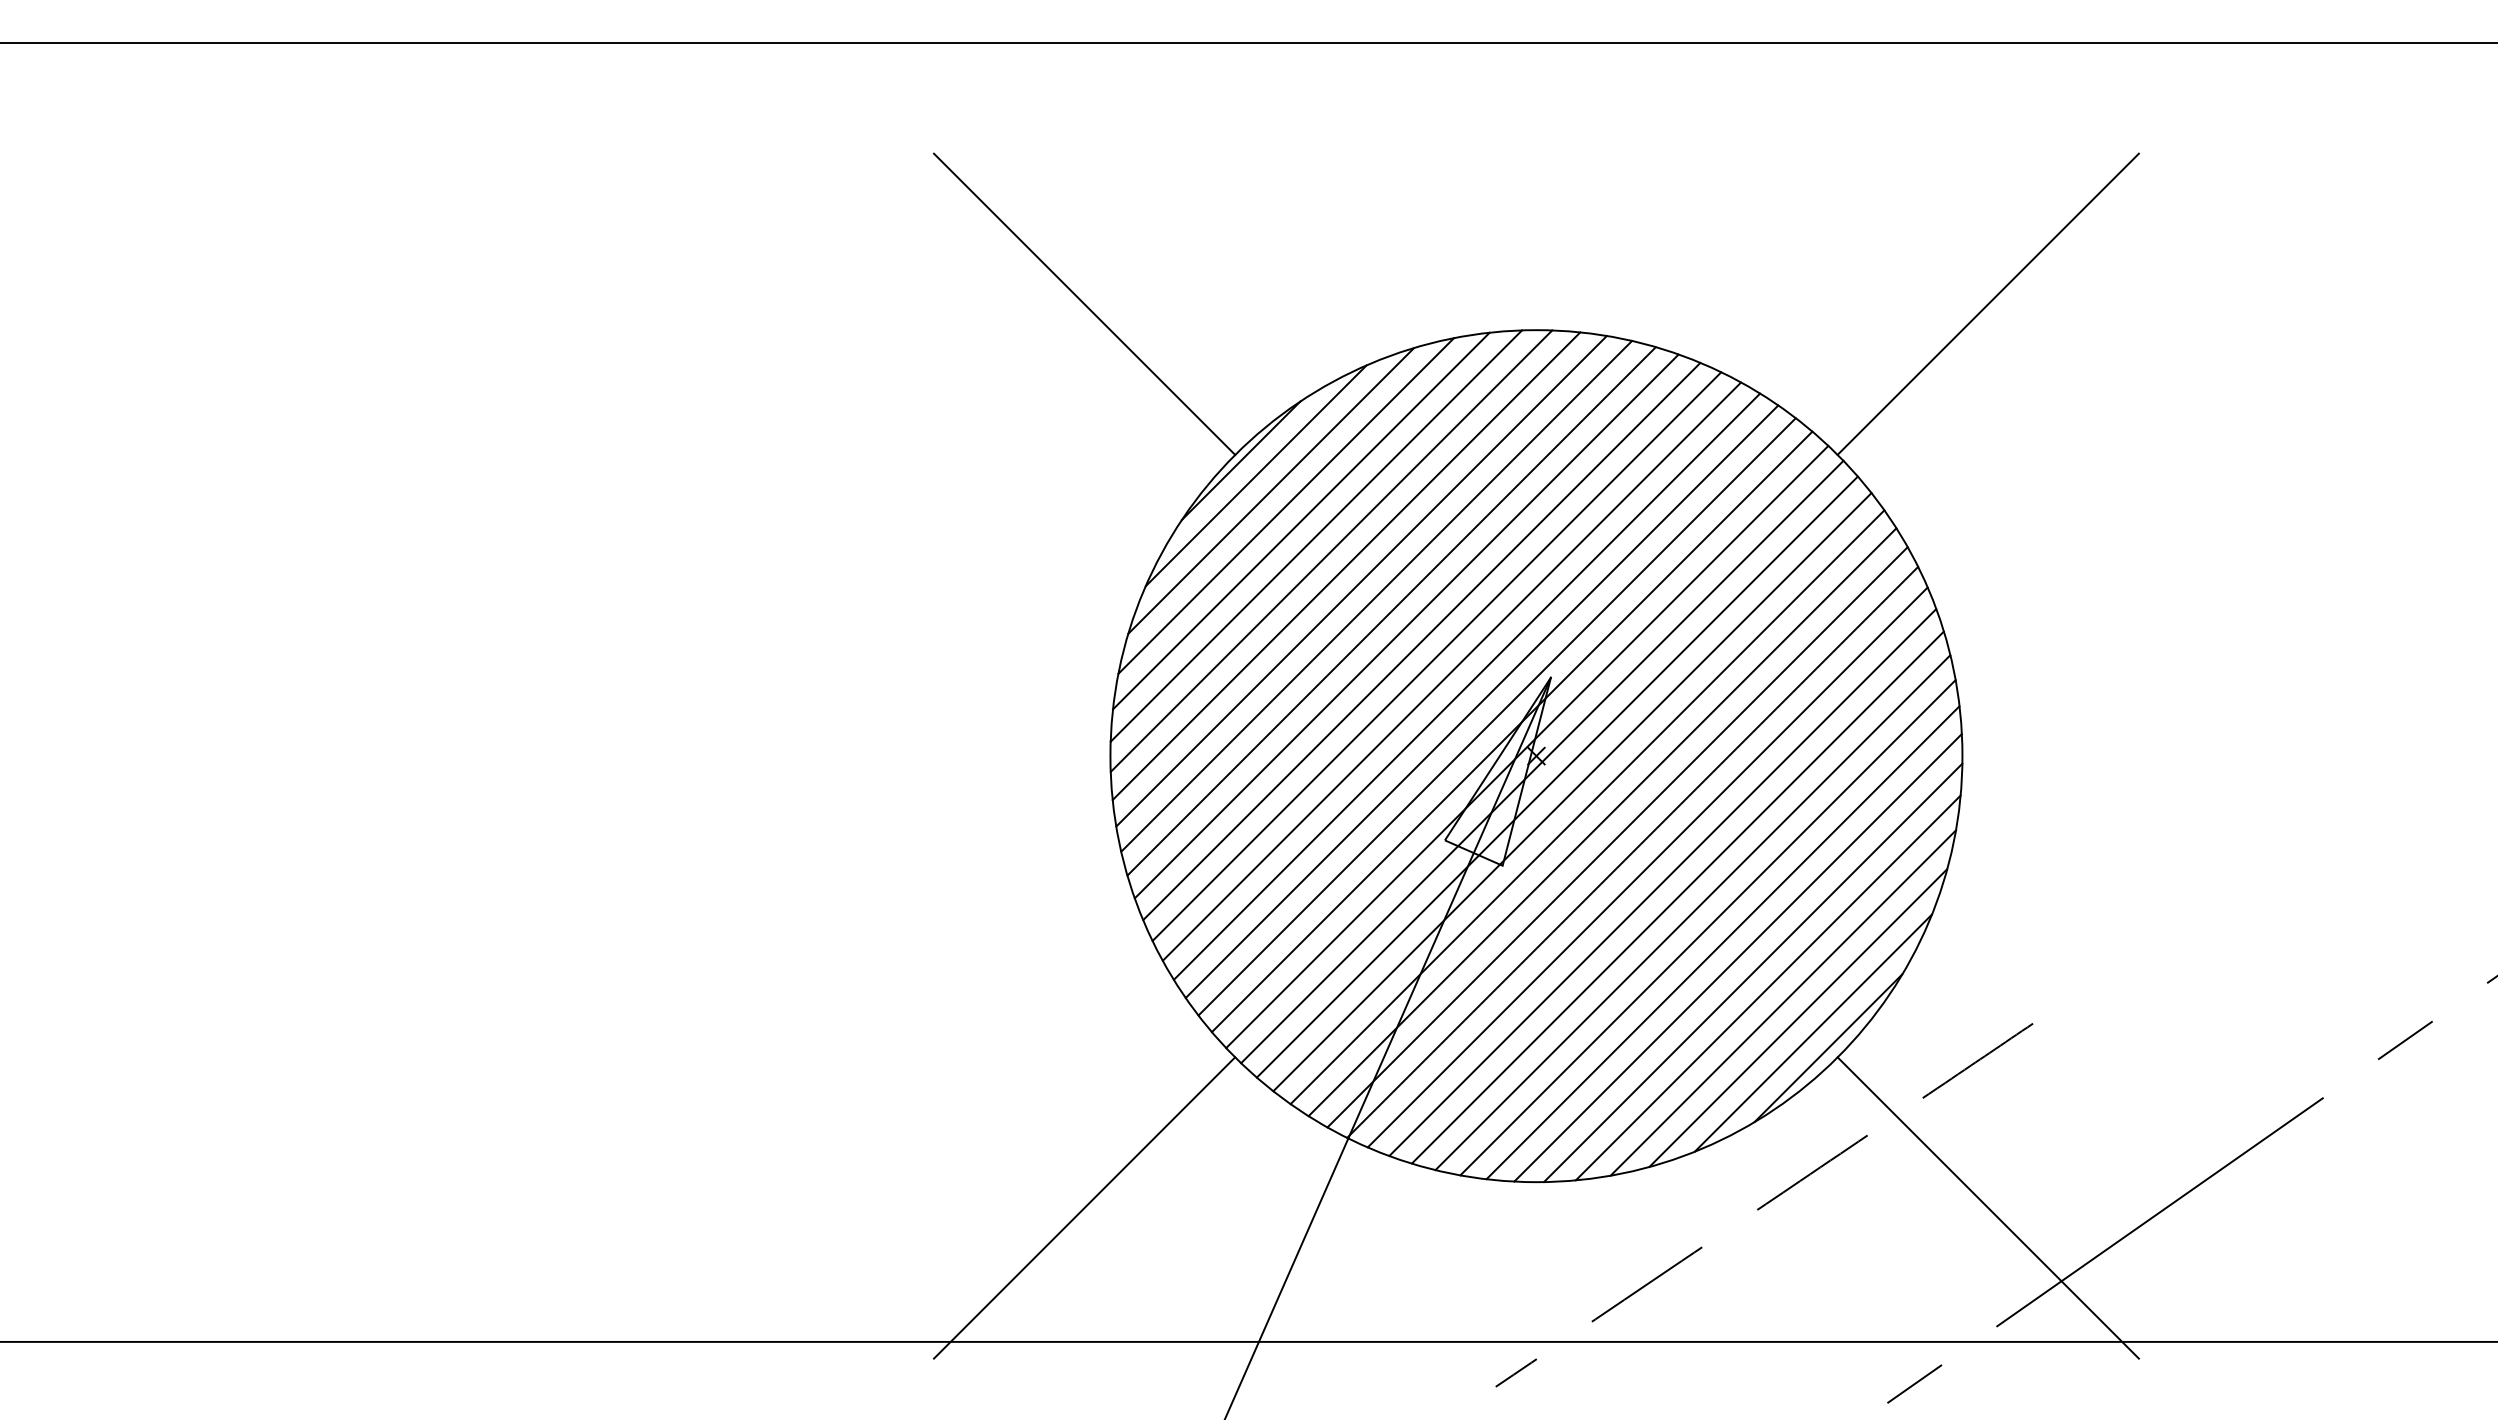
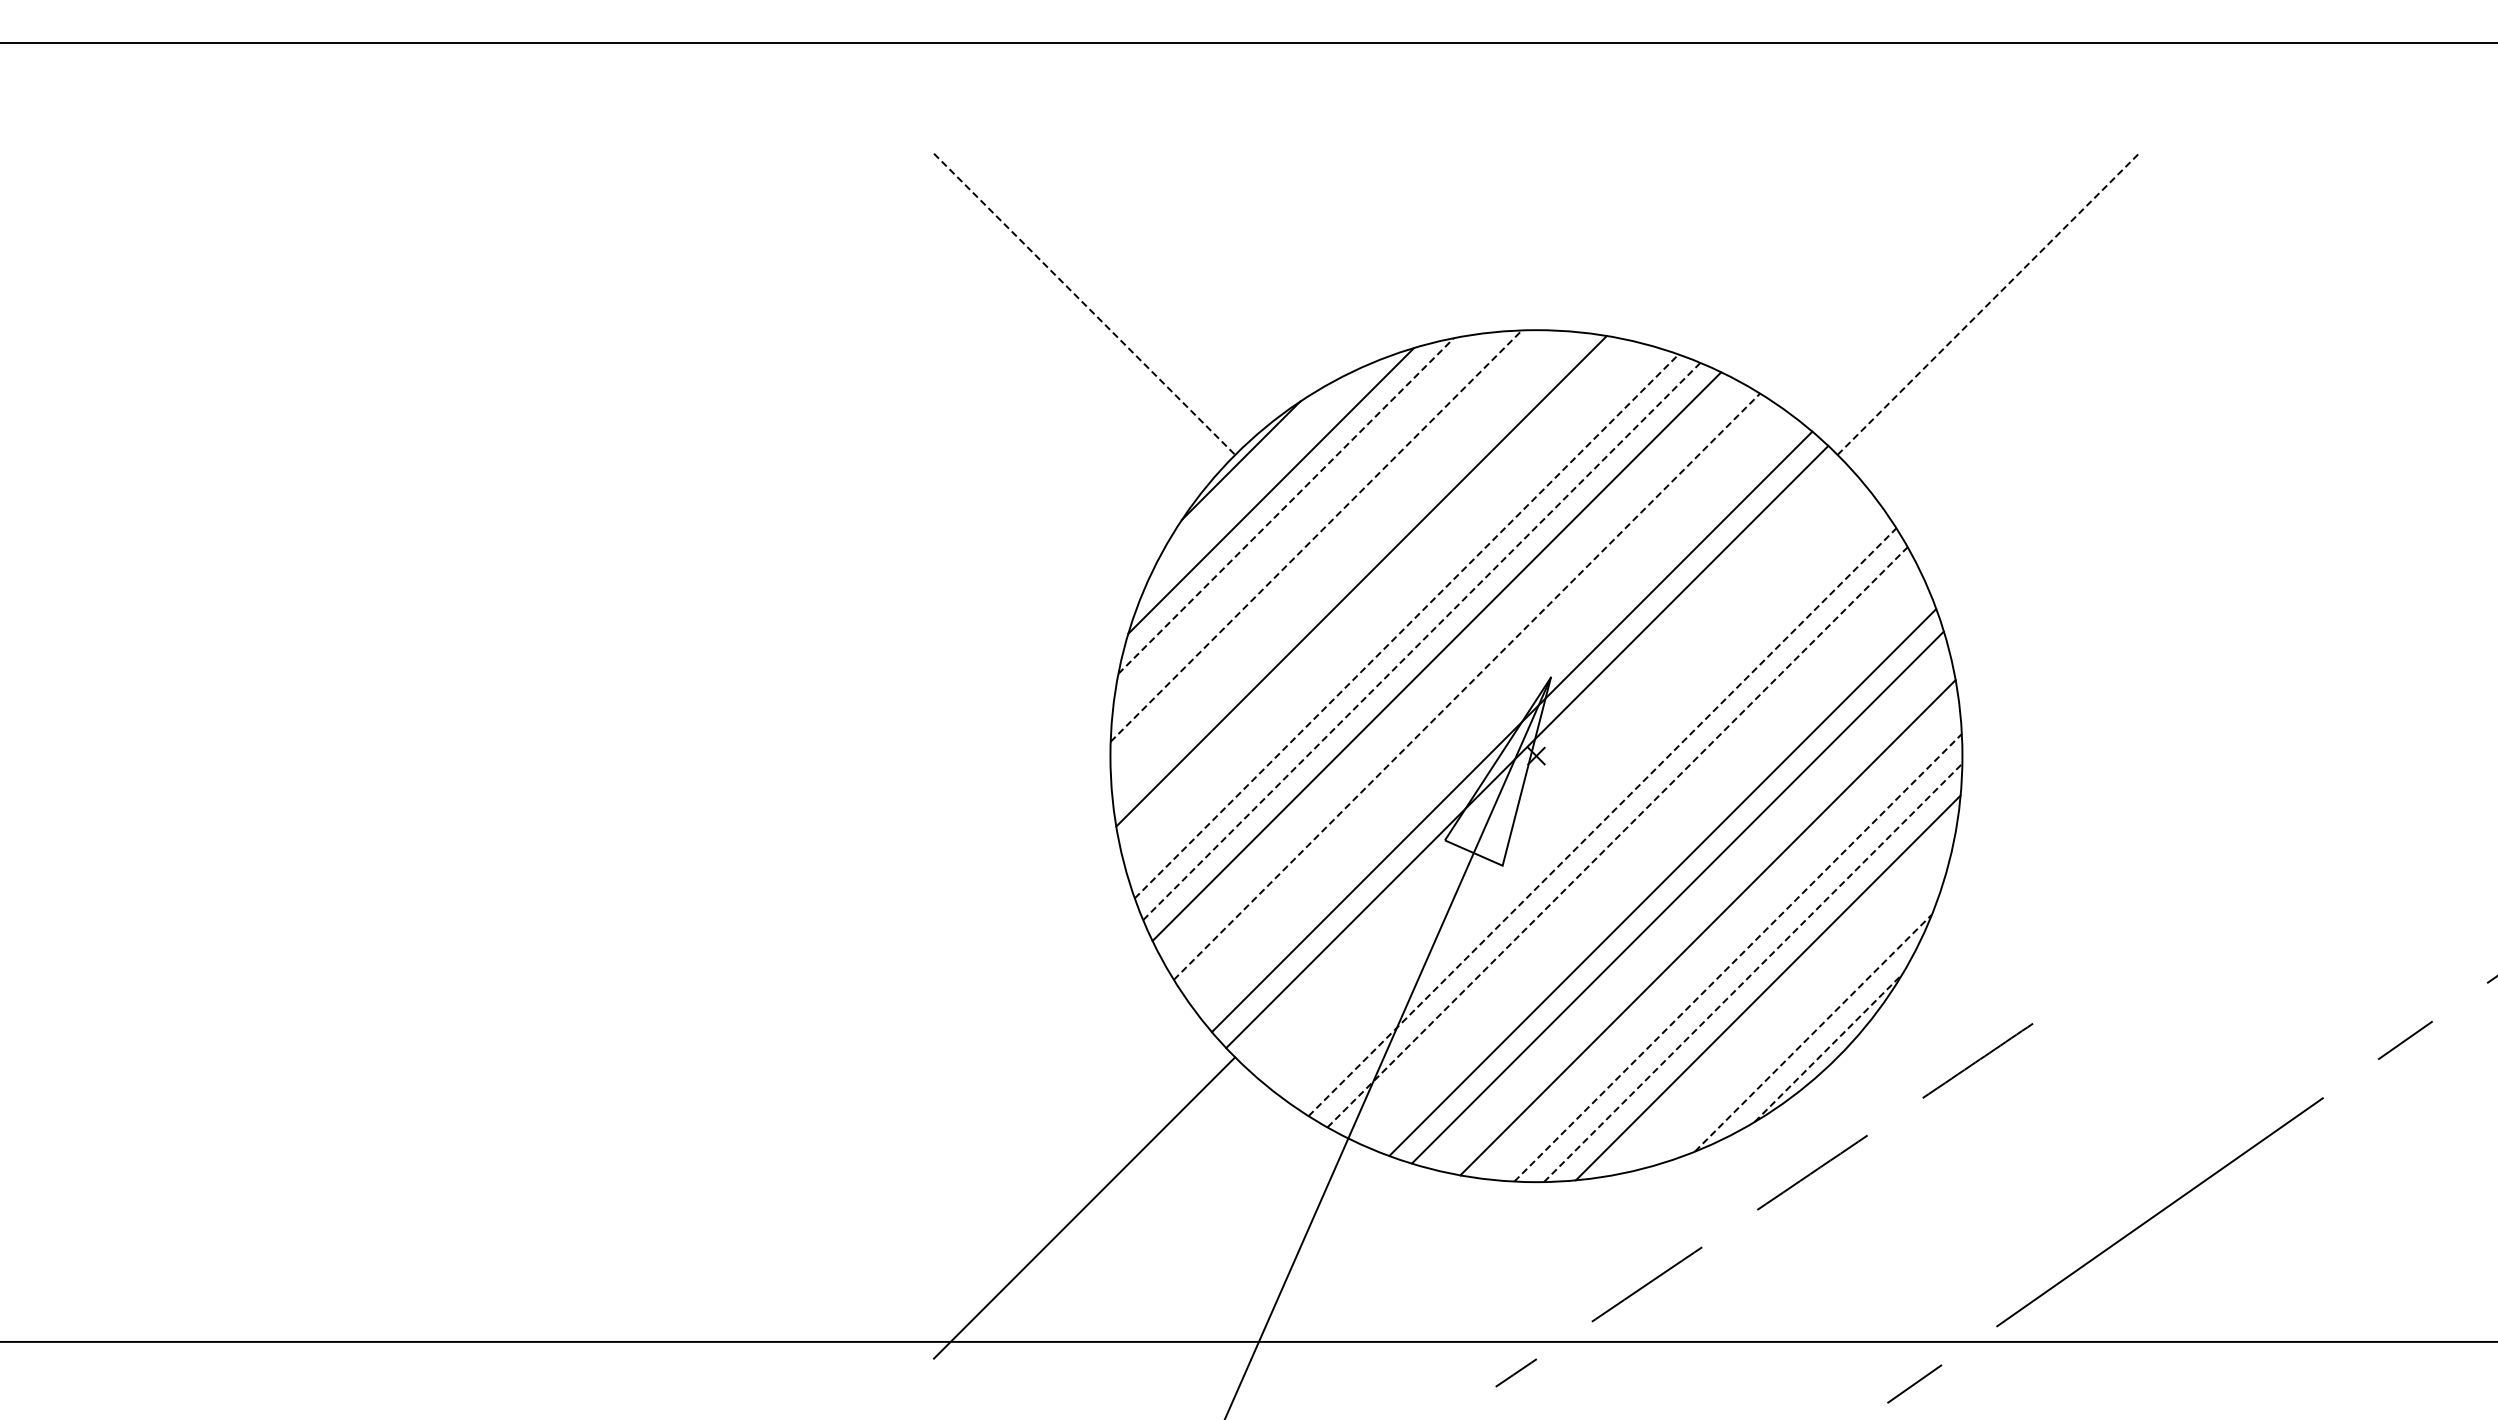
line: solid -> dashed (1988, 303)
line: solid -> dashed (1084, 304)
line: present -> none (1255, 475)
line: solid -> dashed (1286, 505)
line: present -> none (1301, 520)
line: solid -> dashed (1316, 536)
line: present -> none (1331, 550)
line: present -> none (1346, 566)
line: present -> none (1376, 596)
line: present -> none (1391, 611)
line: solid -> dashed (1406, 626)
line: solid -> dashed (1421, 641)
line: present -> none (1451, 671)
line: solid -> dashed (1467, 686)
line: present -> none (1481, 701)
line: present -> none (1496, 716)
line: present -> none (1542, 761)
line: present -> none (1556, 776)
line: present -> none (1572, 792)
line: present -> none (1587, 807)
line: solid -> dashed (1602, 822)
line: solid -> dashed (1617, 836)
line: present -> none (1632, 851)
line: present -> none (1647, 867)
line: present -> none (1692, 912)
line: present -> none (1722, 942)
line: solid -> dashed (1738, 957)
line: solid -> dashed (1753, 972)
line: present -> none (1782, 1002)
line: present -> none (1798, 1017)
line: solid -> dashed (1813, 1032)
line: solid -> dashed (1828, 1047)
line: present -> none (1987, 1207)
